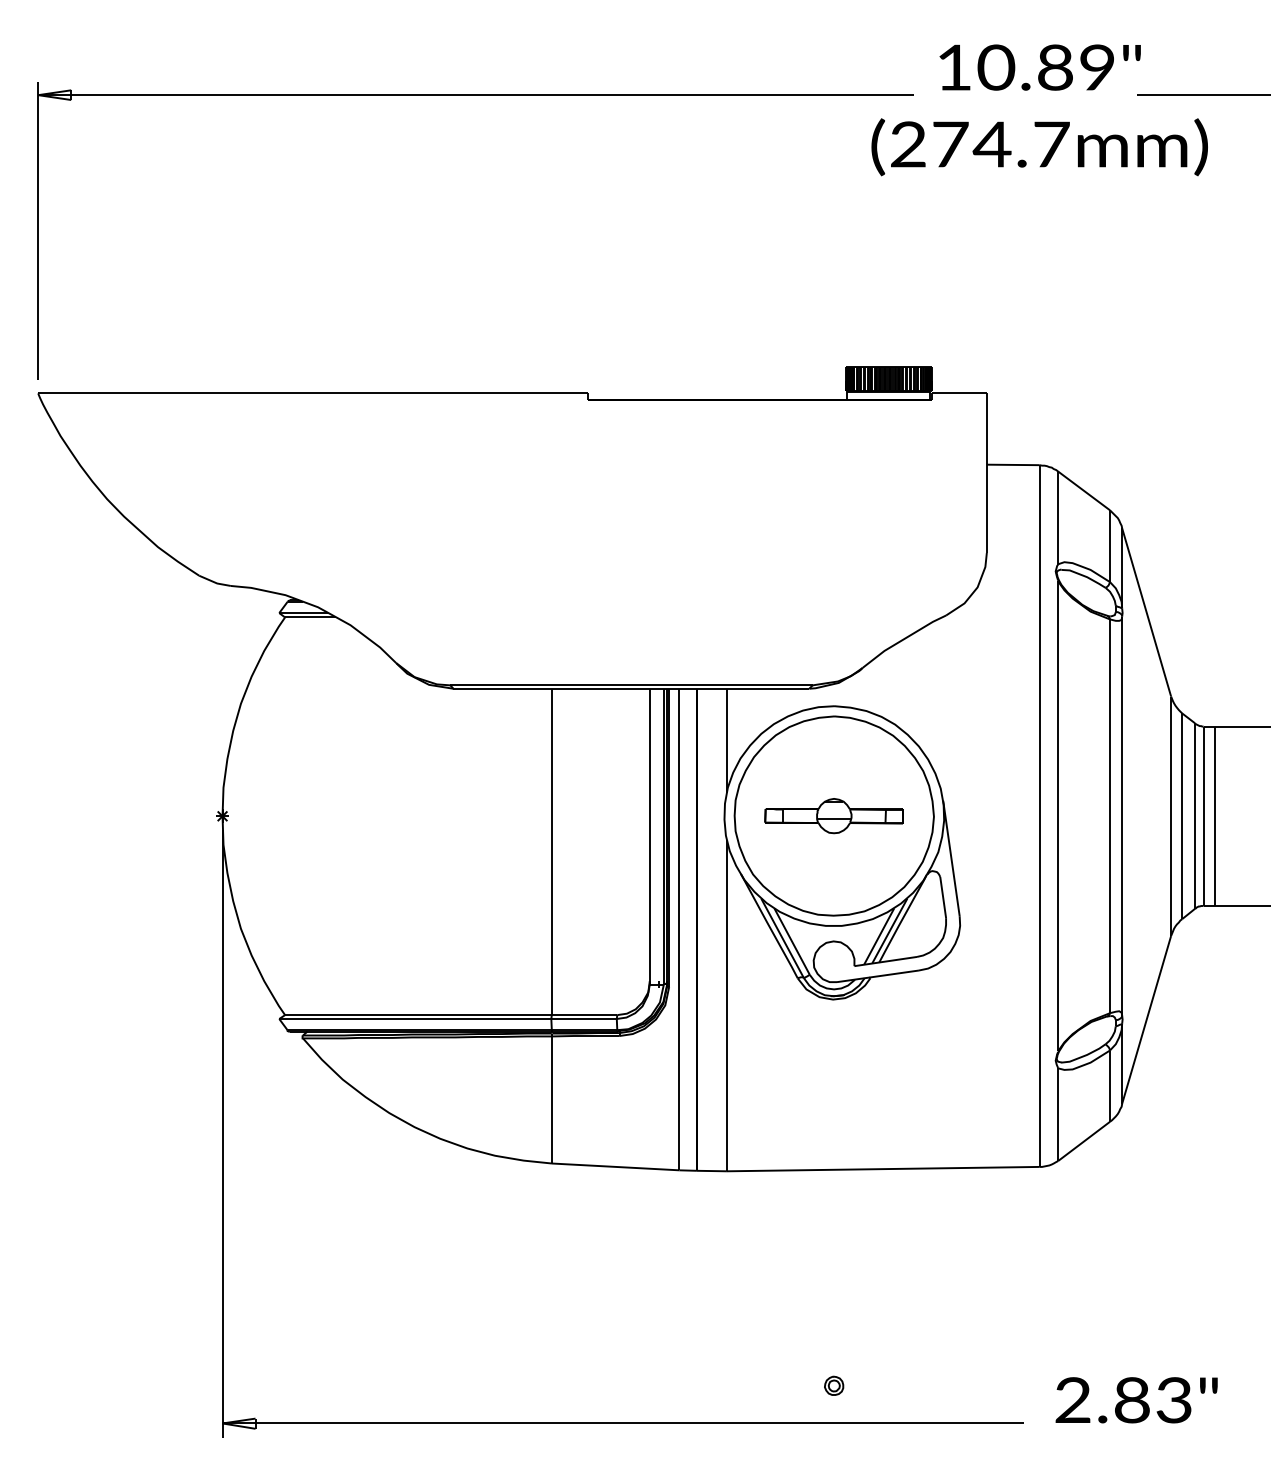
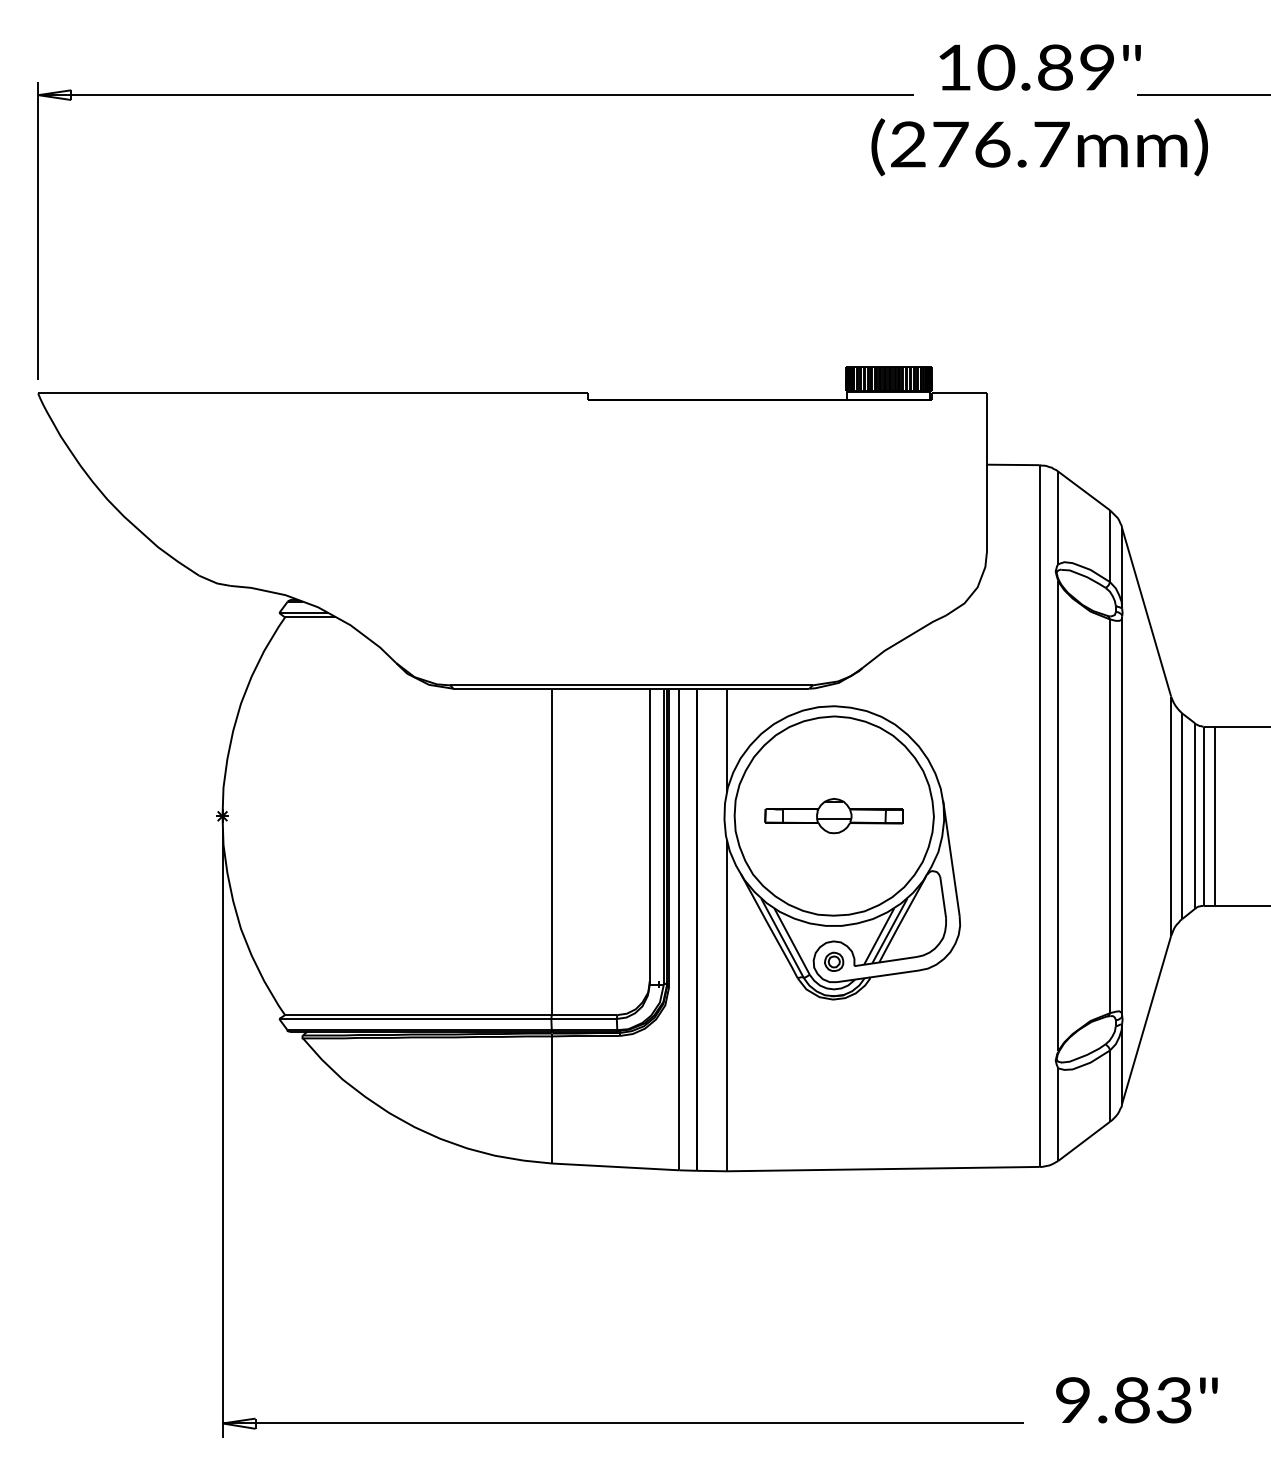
text: (274.7mm) -> (276.7mm) (991, 144)
part position: (834, 1385) -> (834, 961) (834, 961)
text: 2.83" -> 9.83" (1072, 1399)
